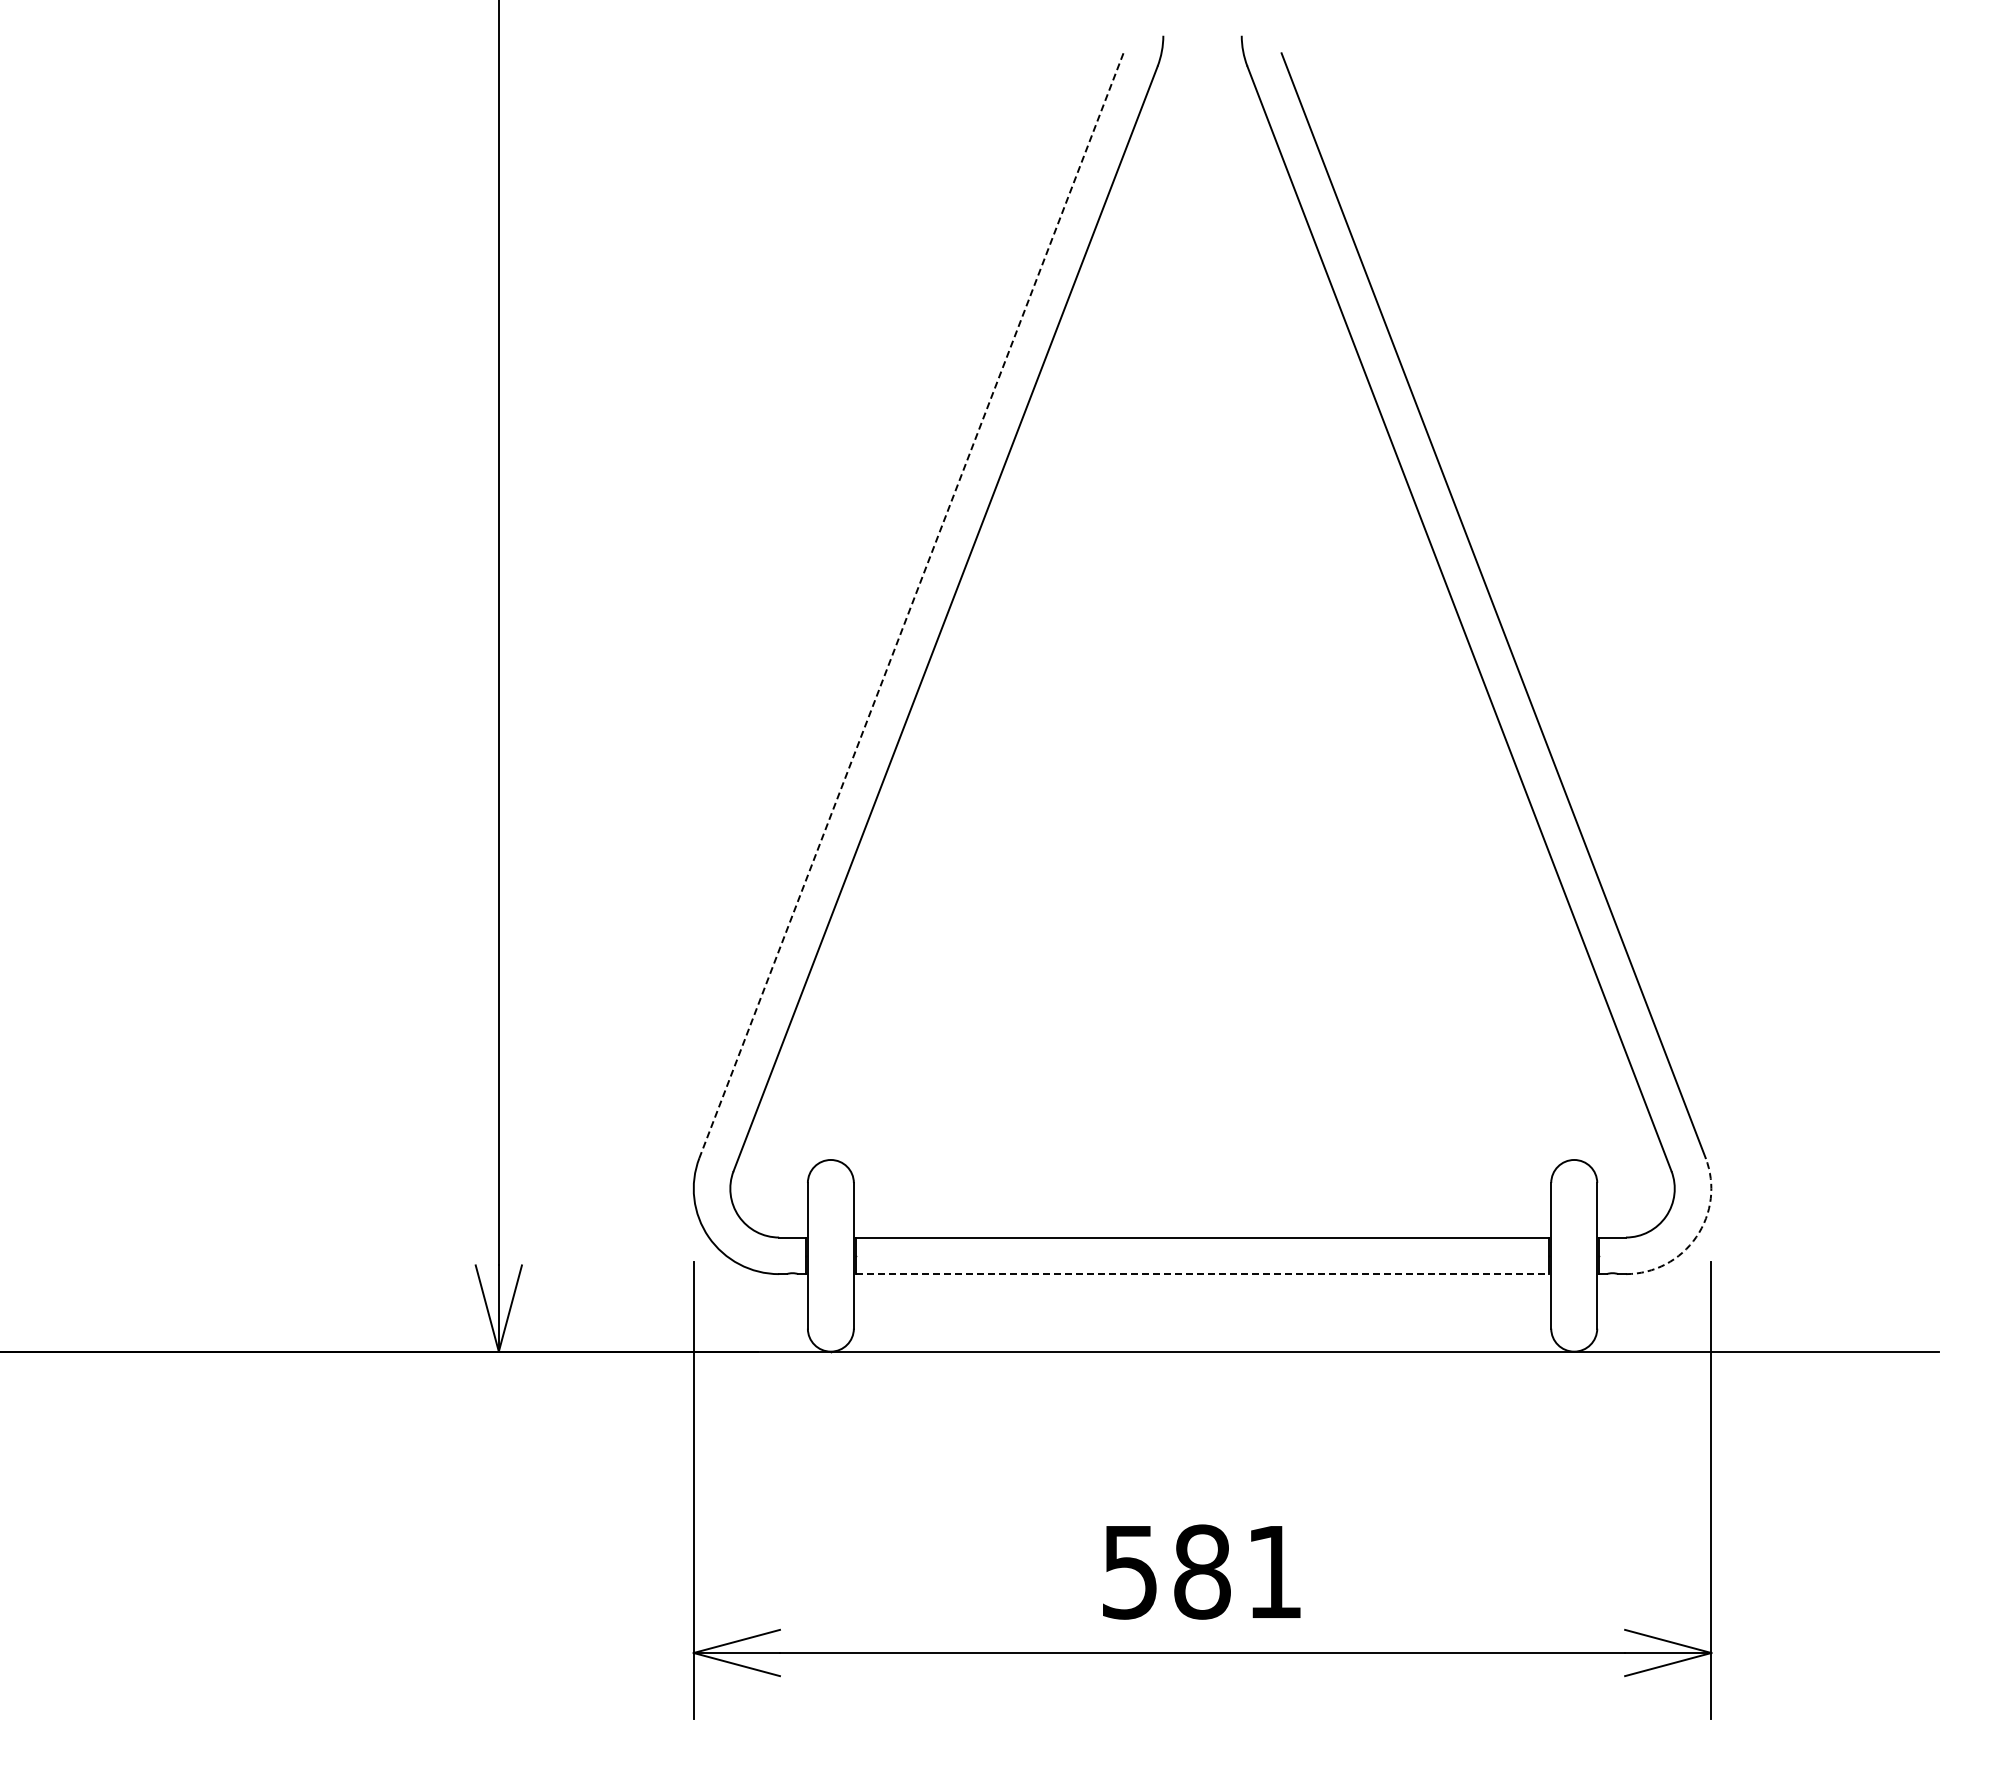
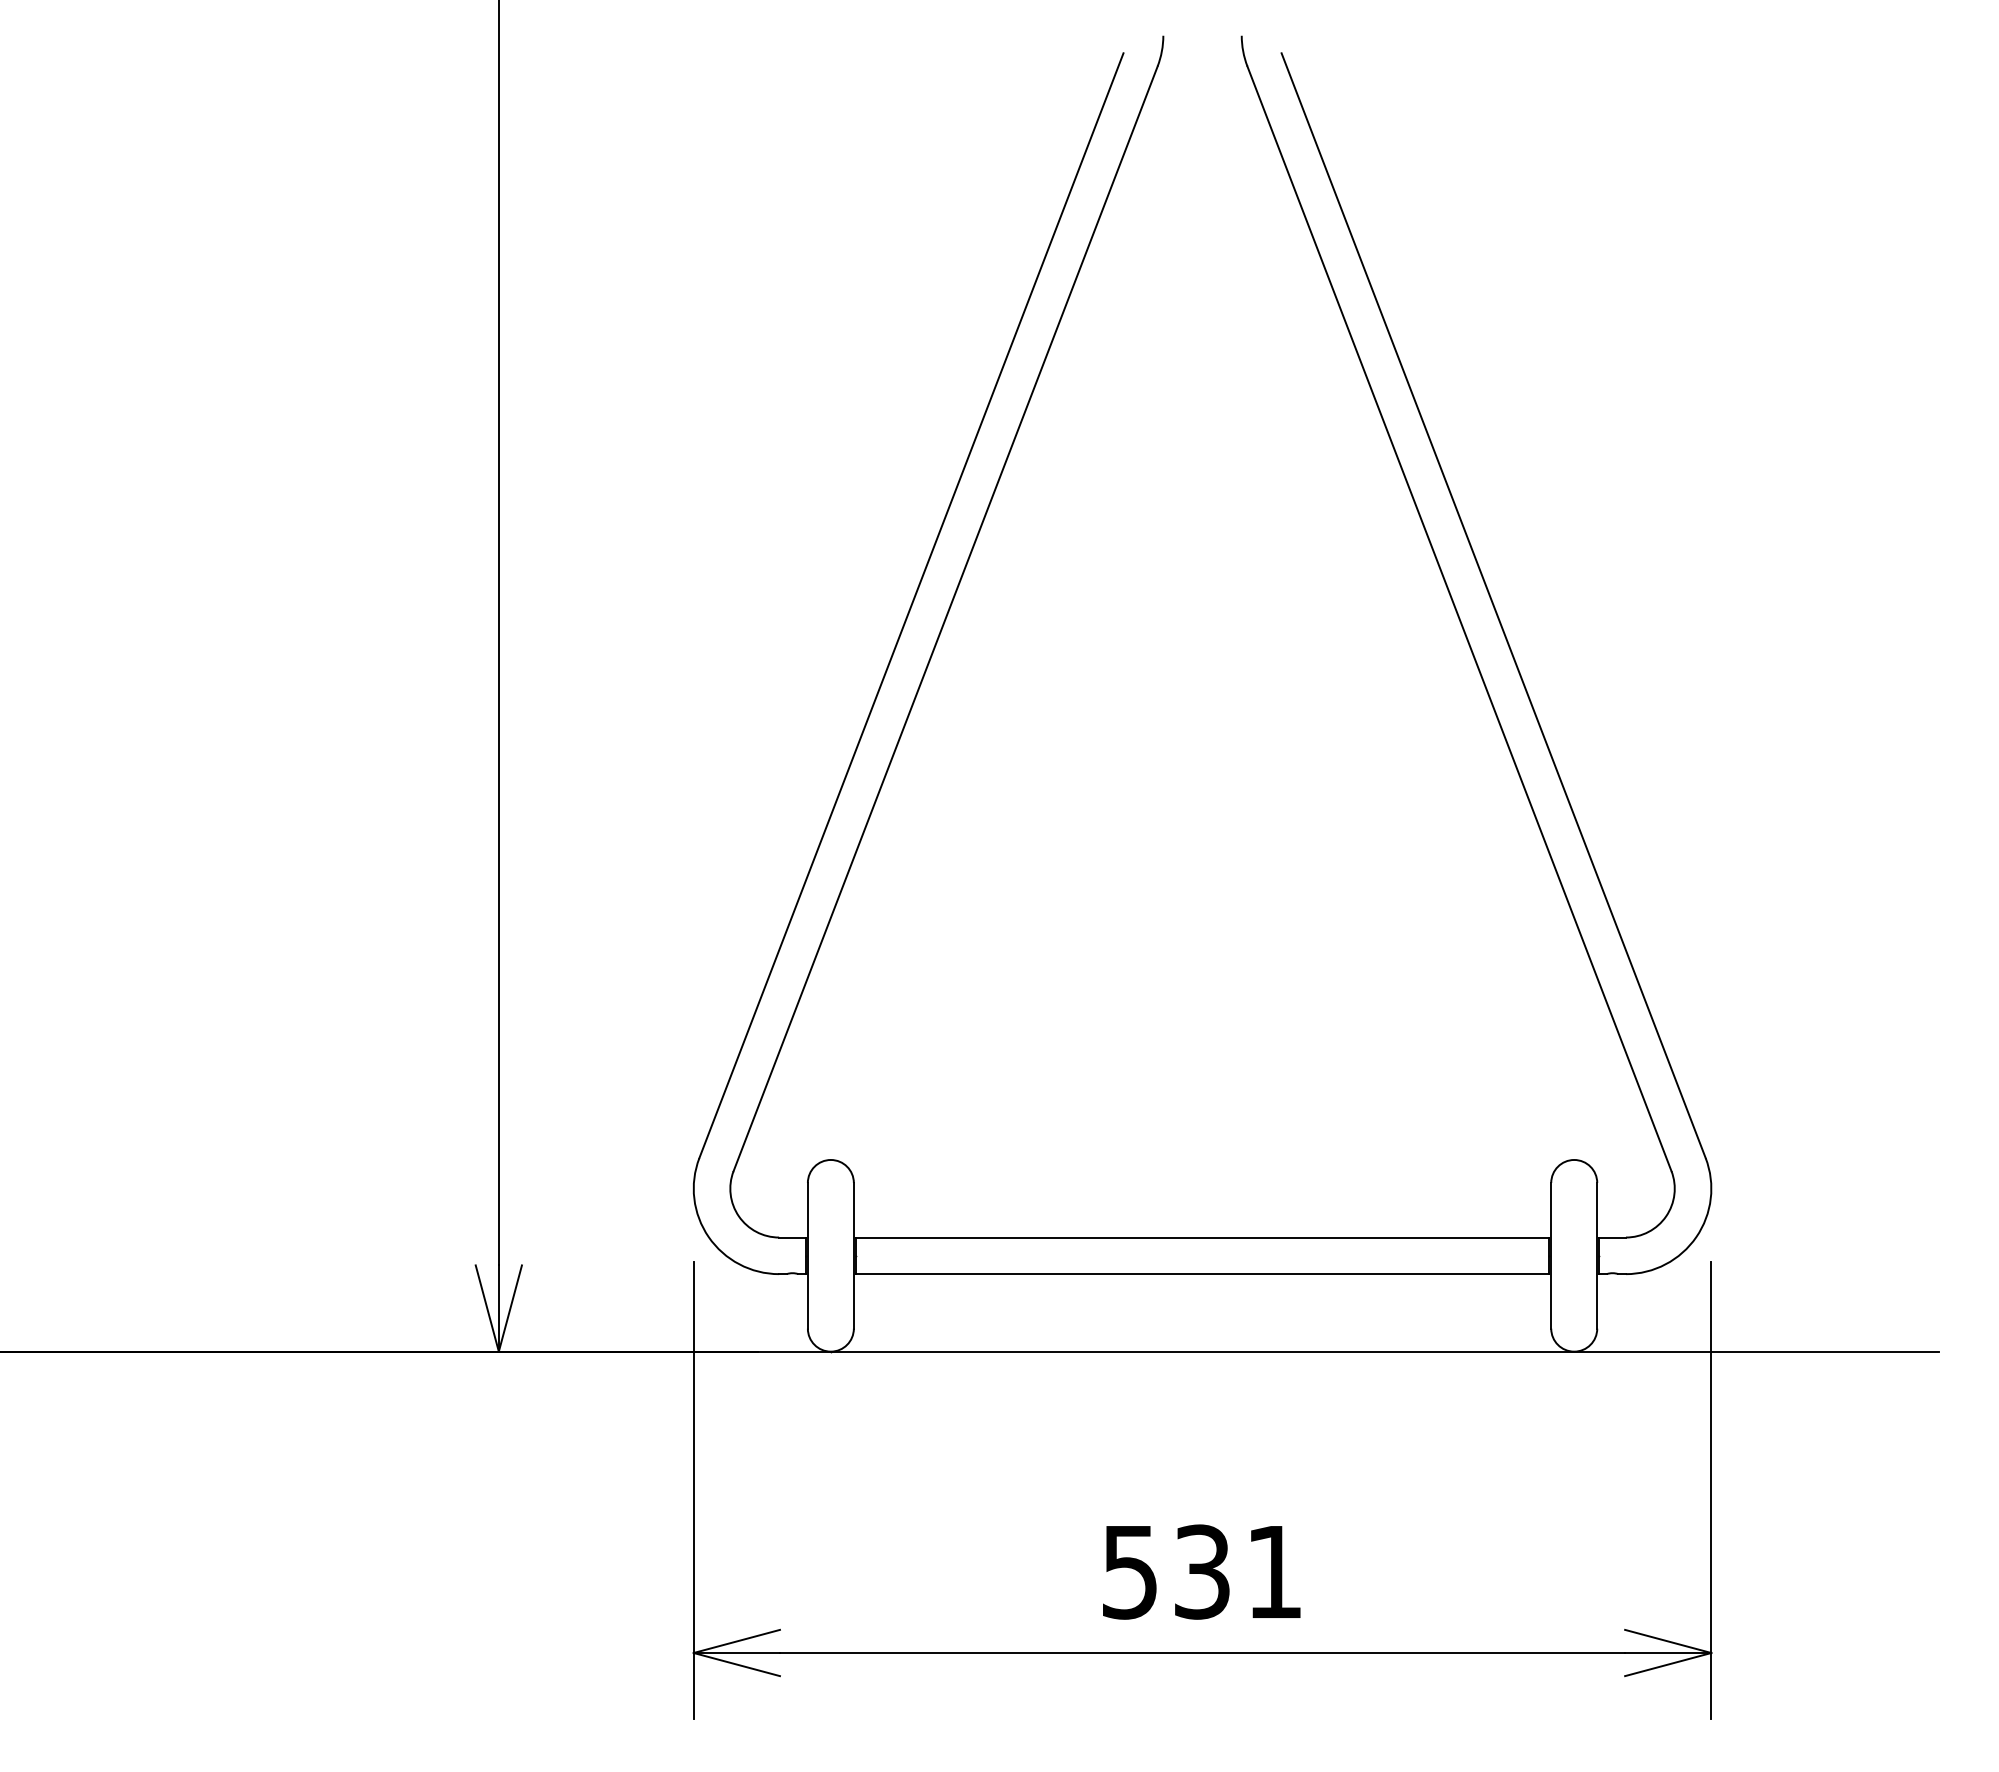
line: dashed -> solid (911, 605)
arc: dashed -> solid (1696, 1237)
line: dashed -> solid (1202, 1274)
text: 581 -> 531 (1202, 1571)
